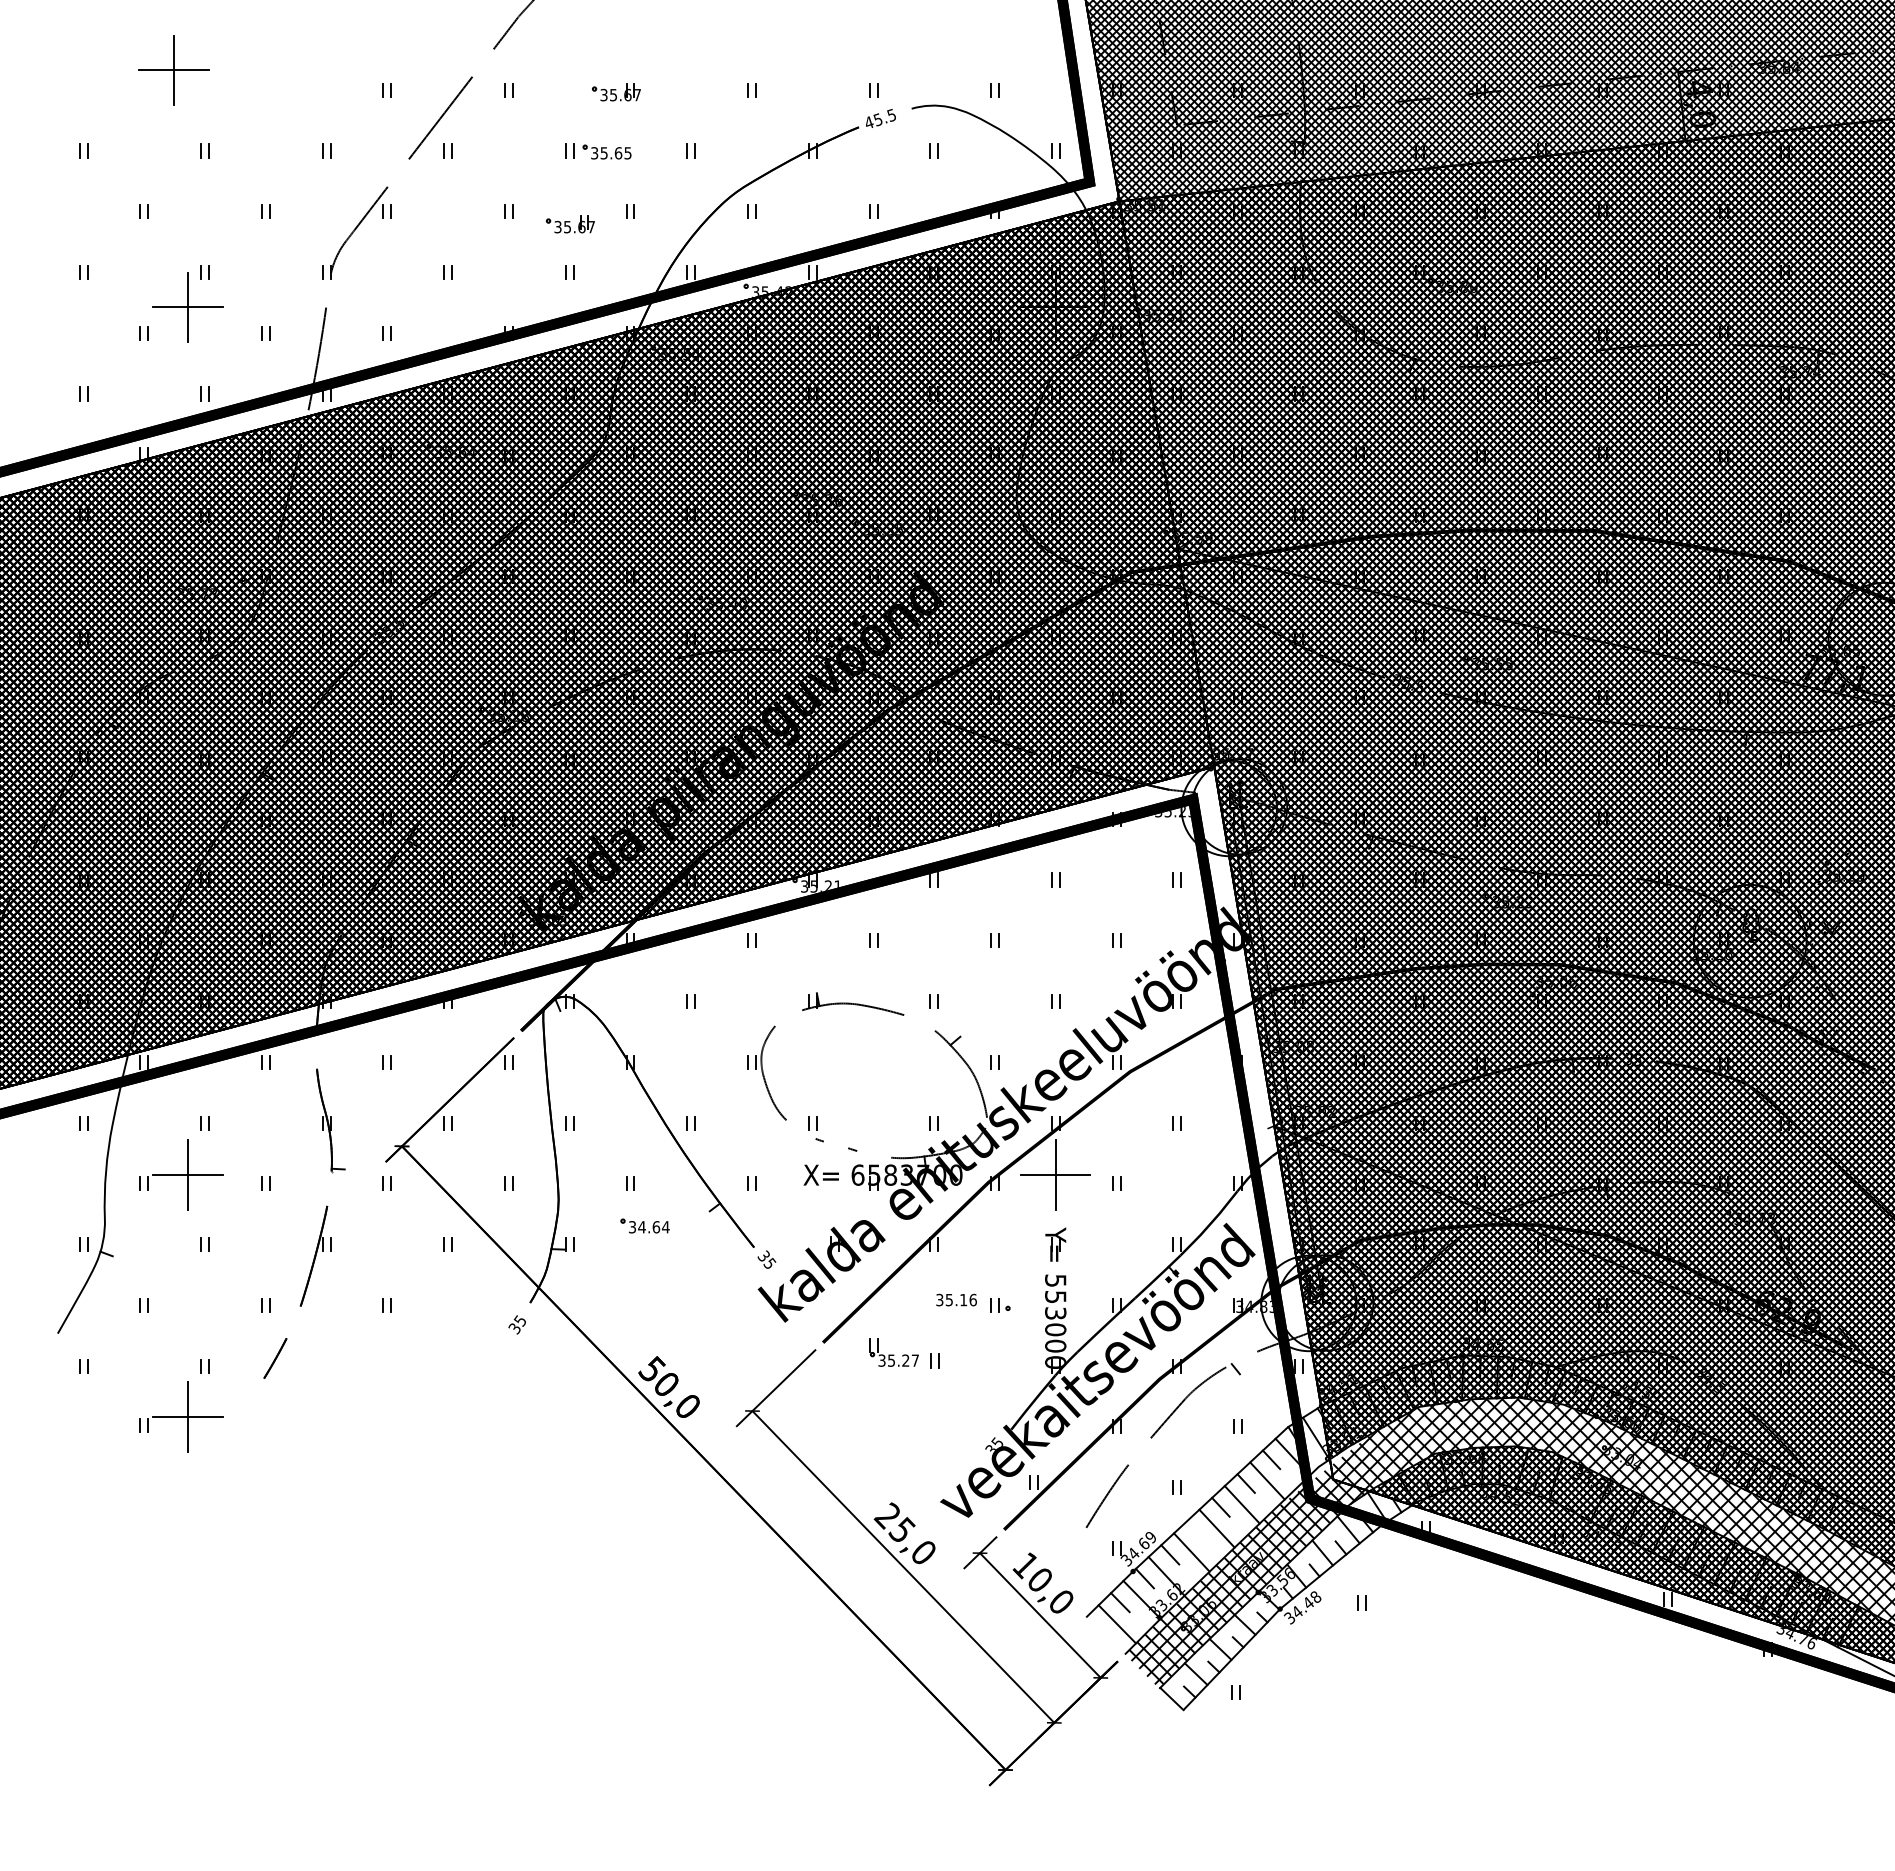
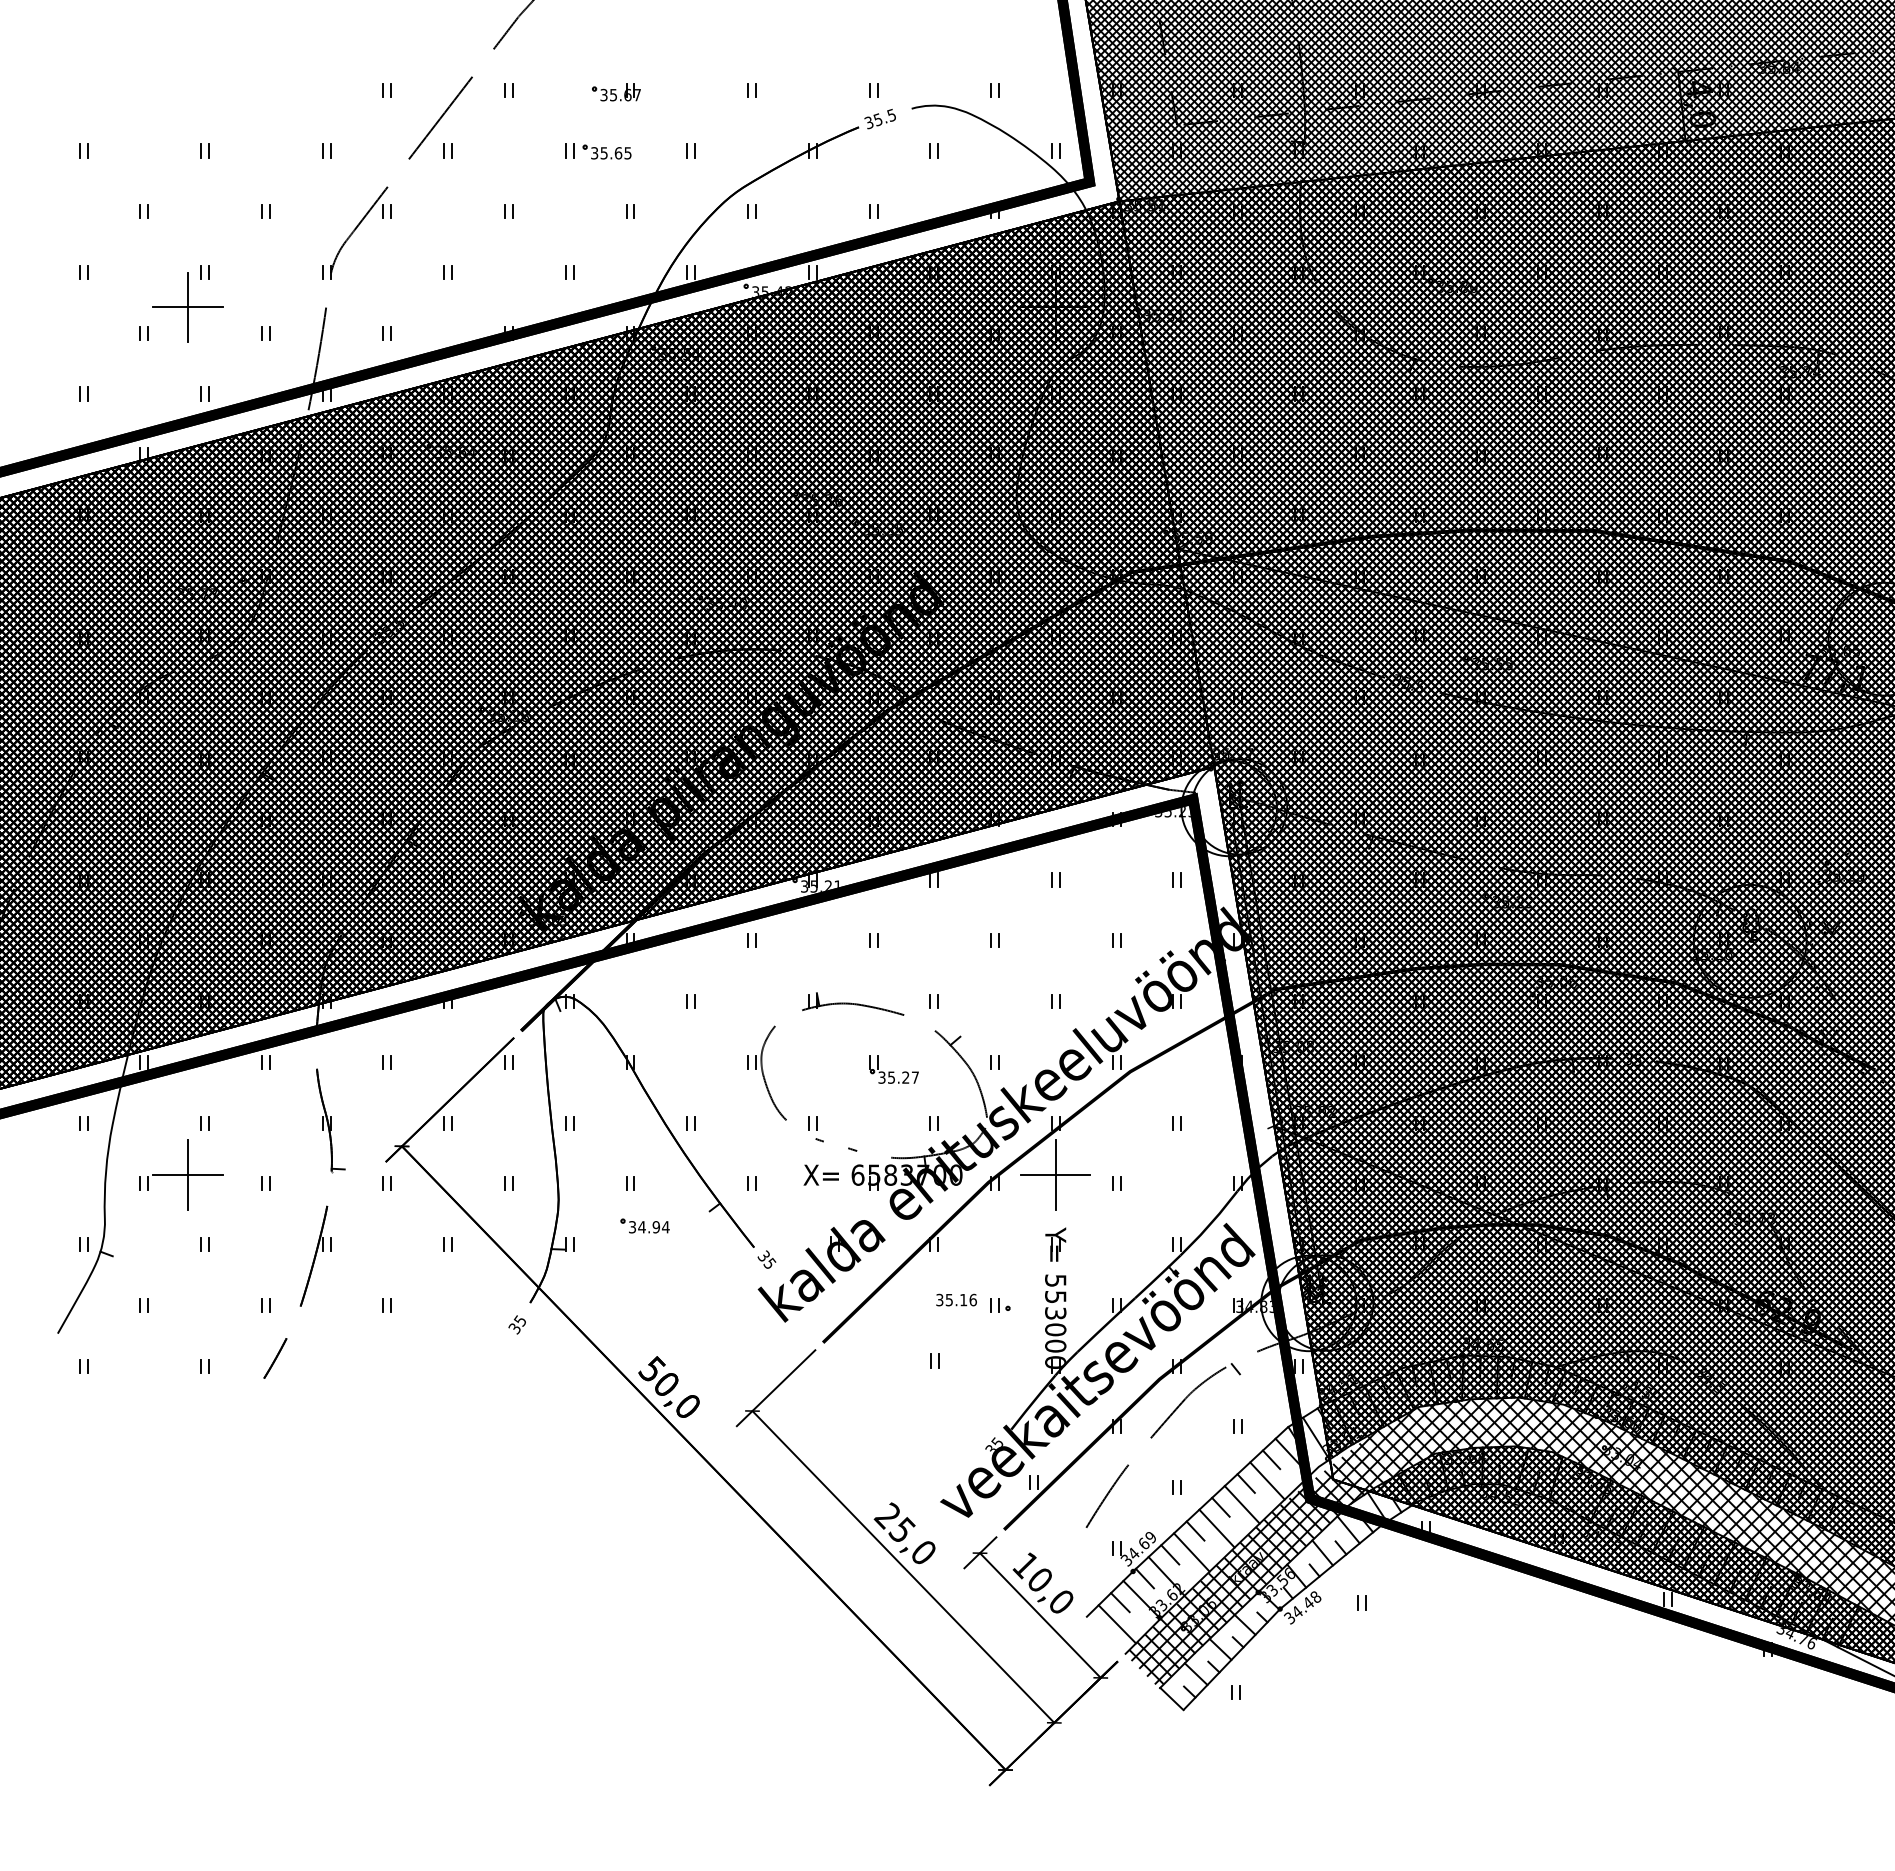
part: present -> none (173, 70)
text: 45.5 -> 35.5 (868, 122)
part: present -> none (570, 224)
text: 34.64 -> 34.94 (656, 1227)
part position: (893, 1352) -> (893, 1069) (893, 1069)
part: present -> none (181, 1416)
line: none -> present (1195, 1530)
